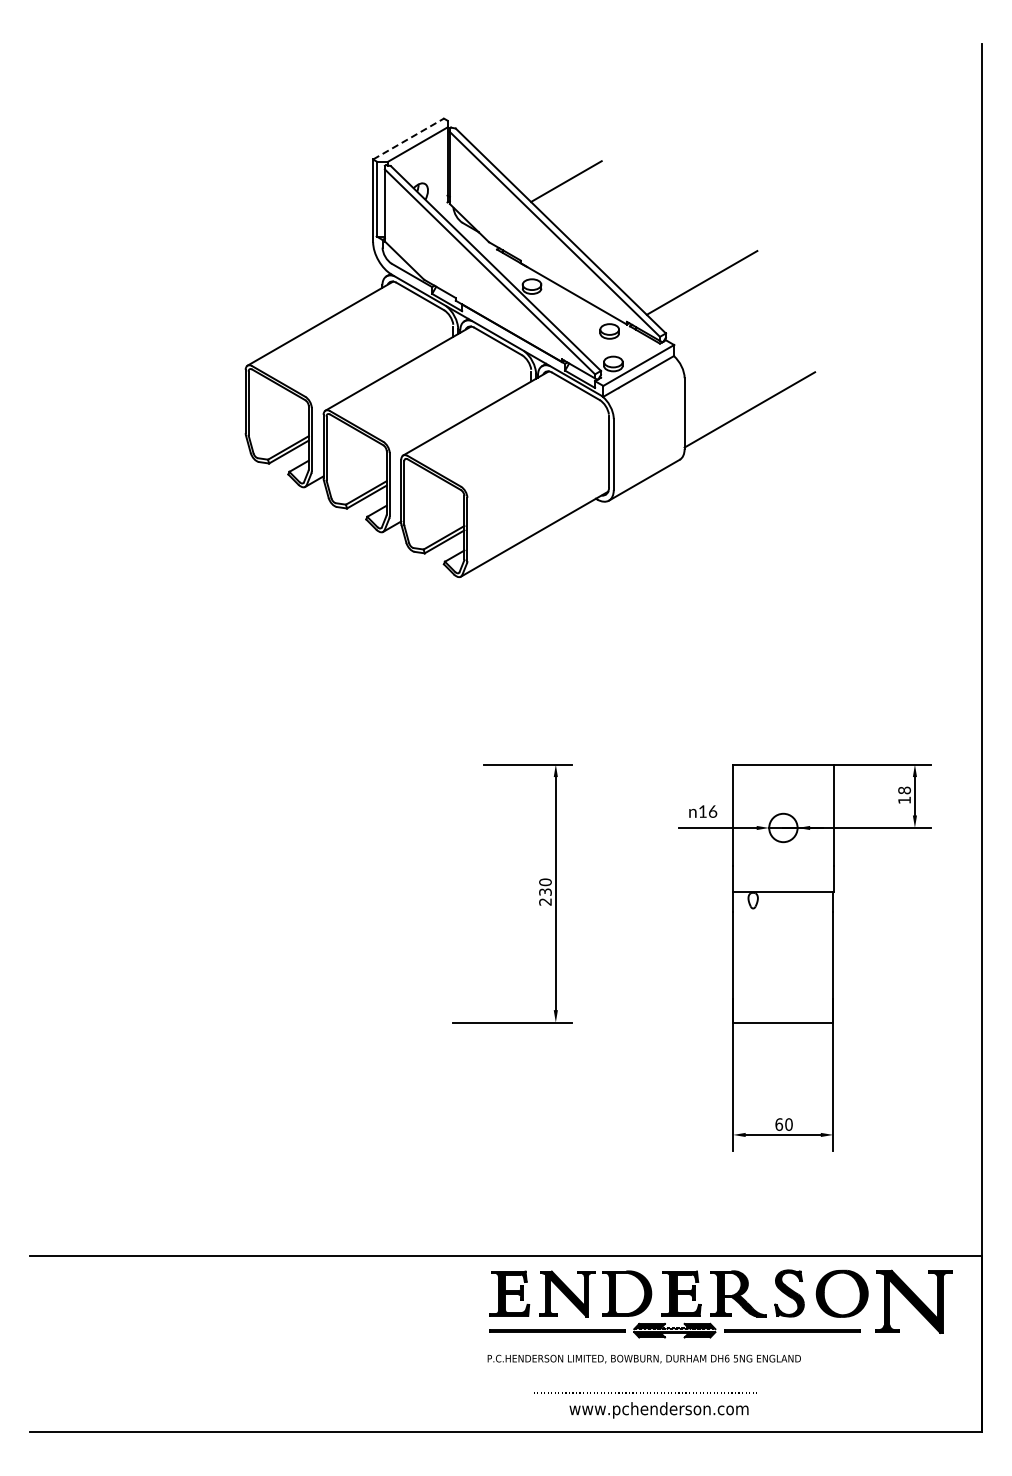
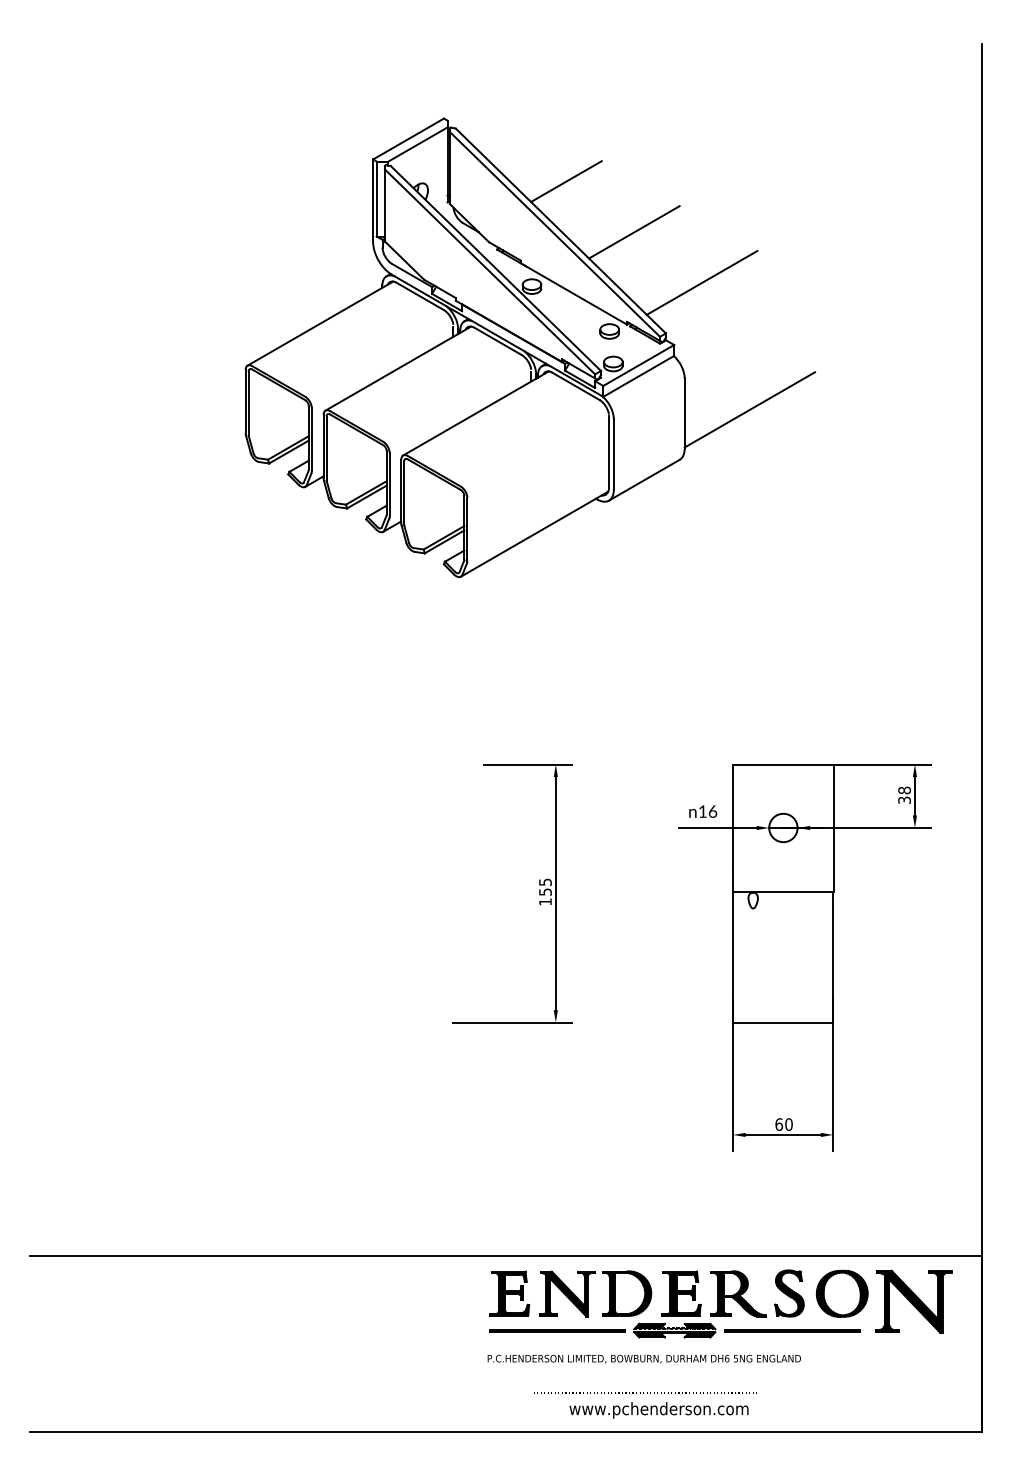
line: dashed -> solid (408, 139)
line: none -> present (634, 232)
text: 18 -> 38 (904, 799)
text: 230 -> 155 (545, 891)
